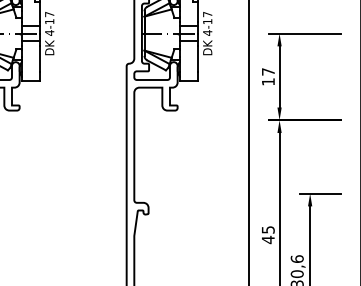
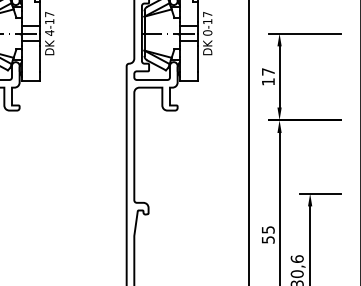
text: 4-17 -> 0-17 (207, 32)
text: 45 -> 55 (268, 239)
